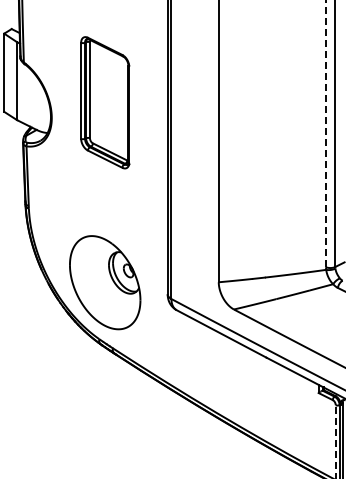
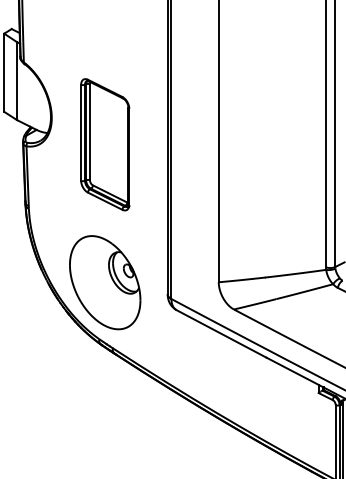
part position: (105, 102) -> (105, 144) (105, 144)
line: dashed -> solid (326, 133)
line: dashed -> solid (335, 442)
